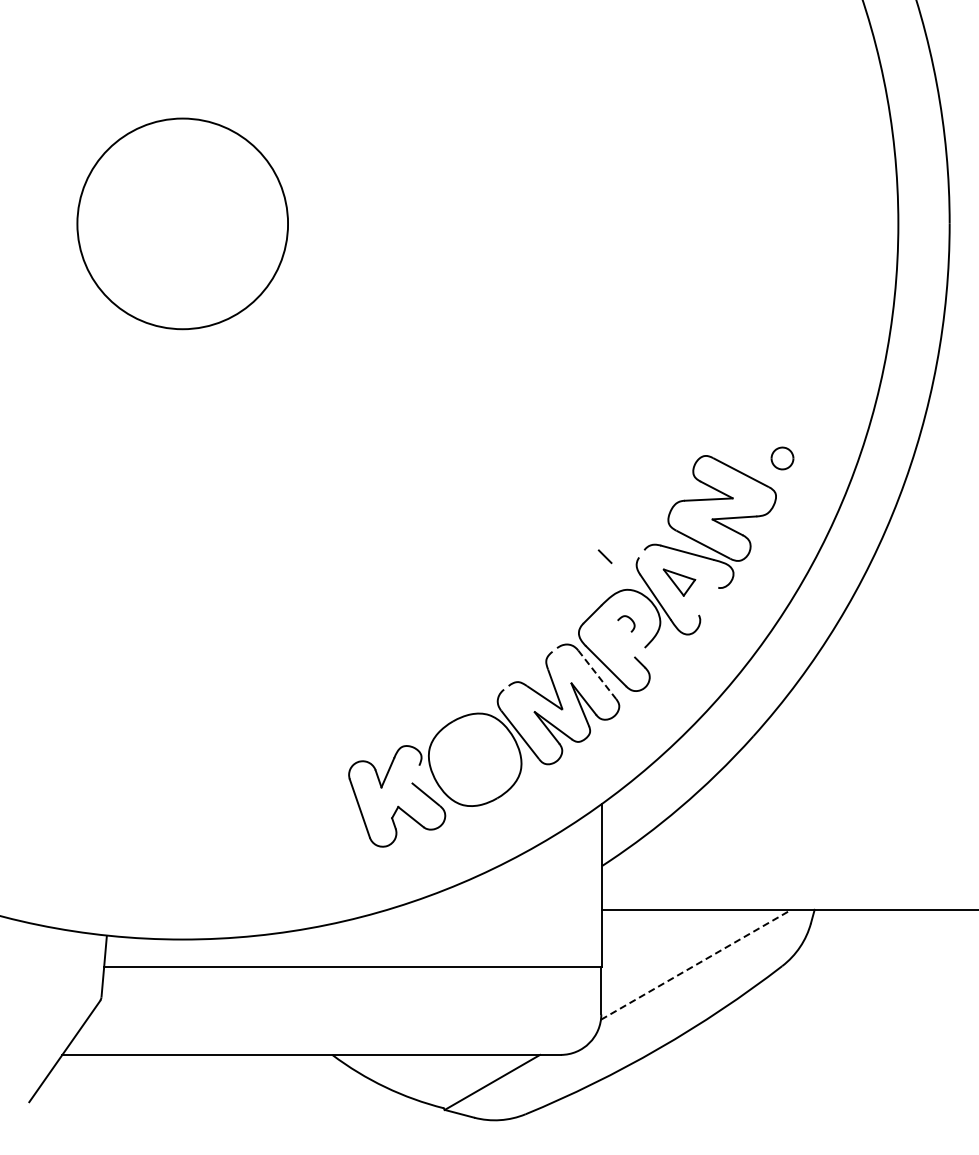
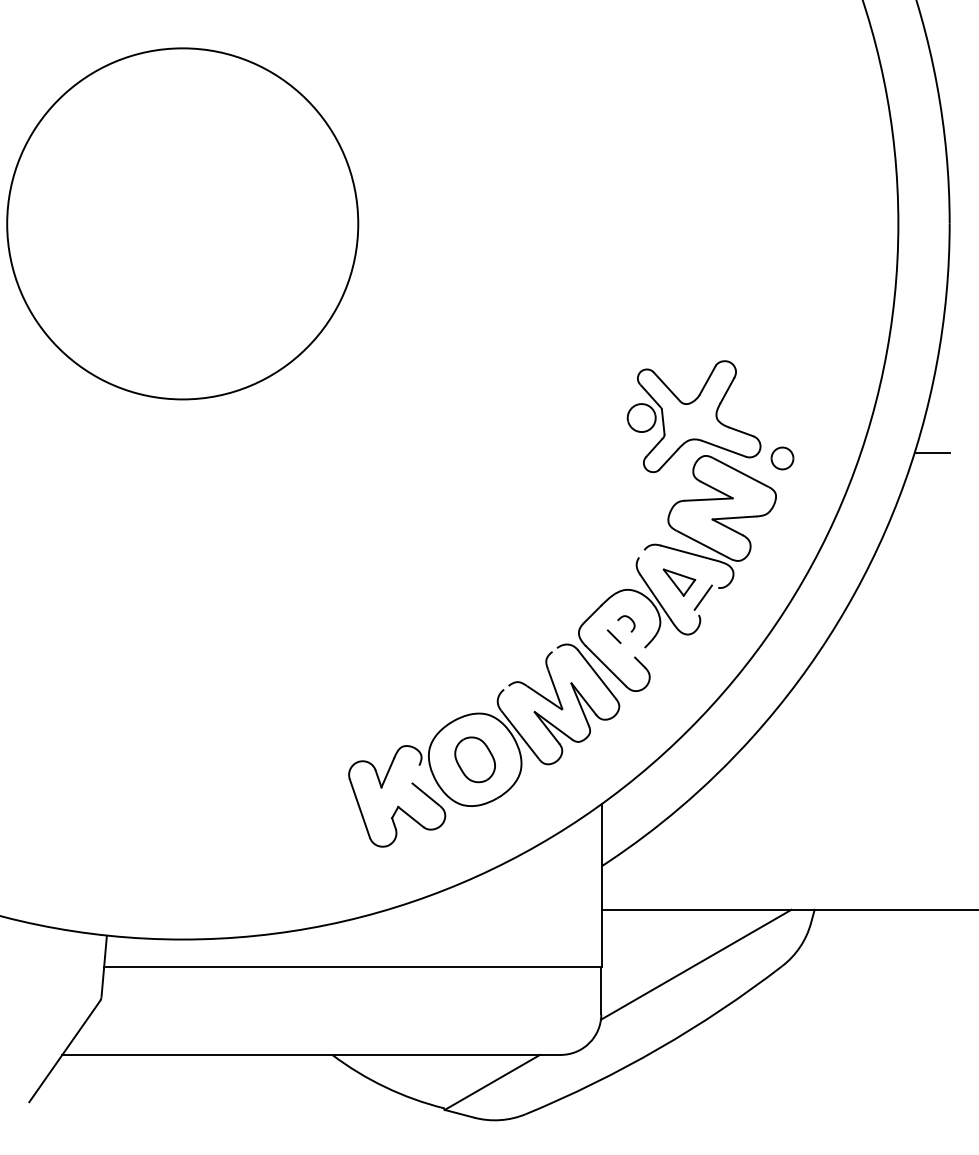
circle diameter: 211 px -> 351 px (182, 223)
part: none -> present (693, 416)
line: none -> present (931, 453)
line position: (604, 556) -> (613, 636) (613, 636)
line: none -> present (702, 597)
line: dashed -> solid (597, 674)
part: none -> present (474, 759)
line: dashed -> solid (696, 964)
